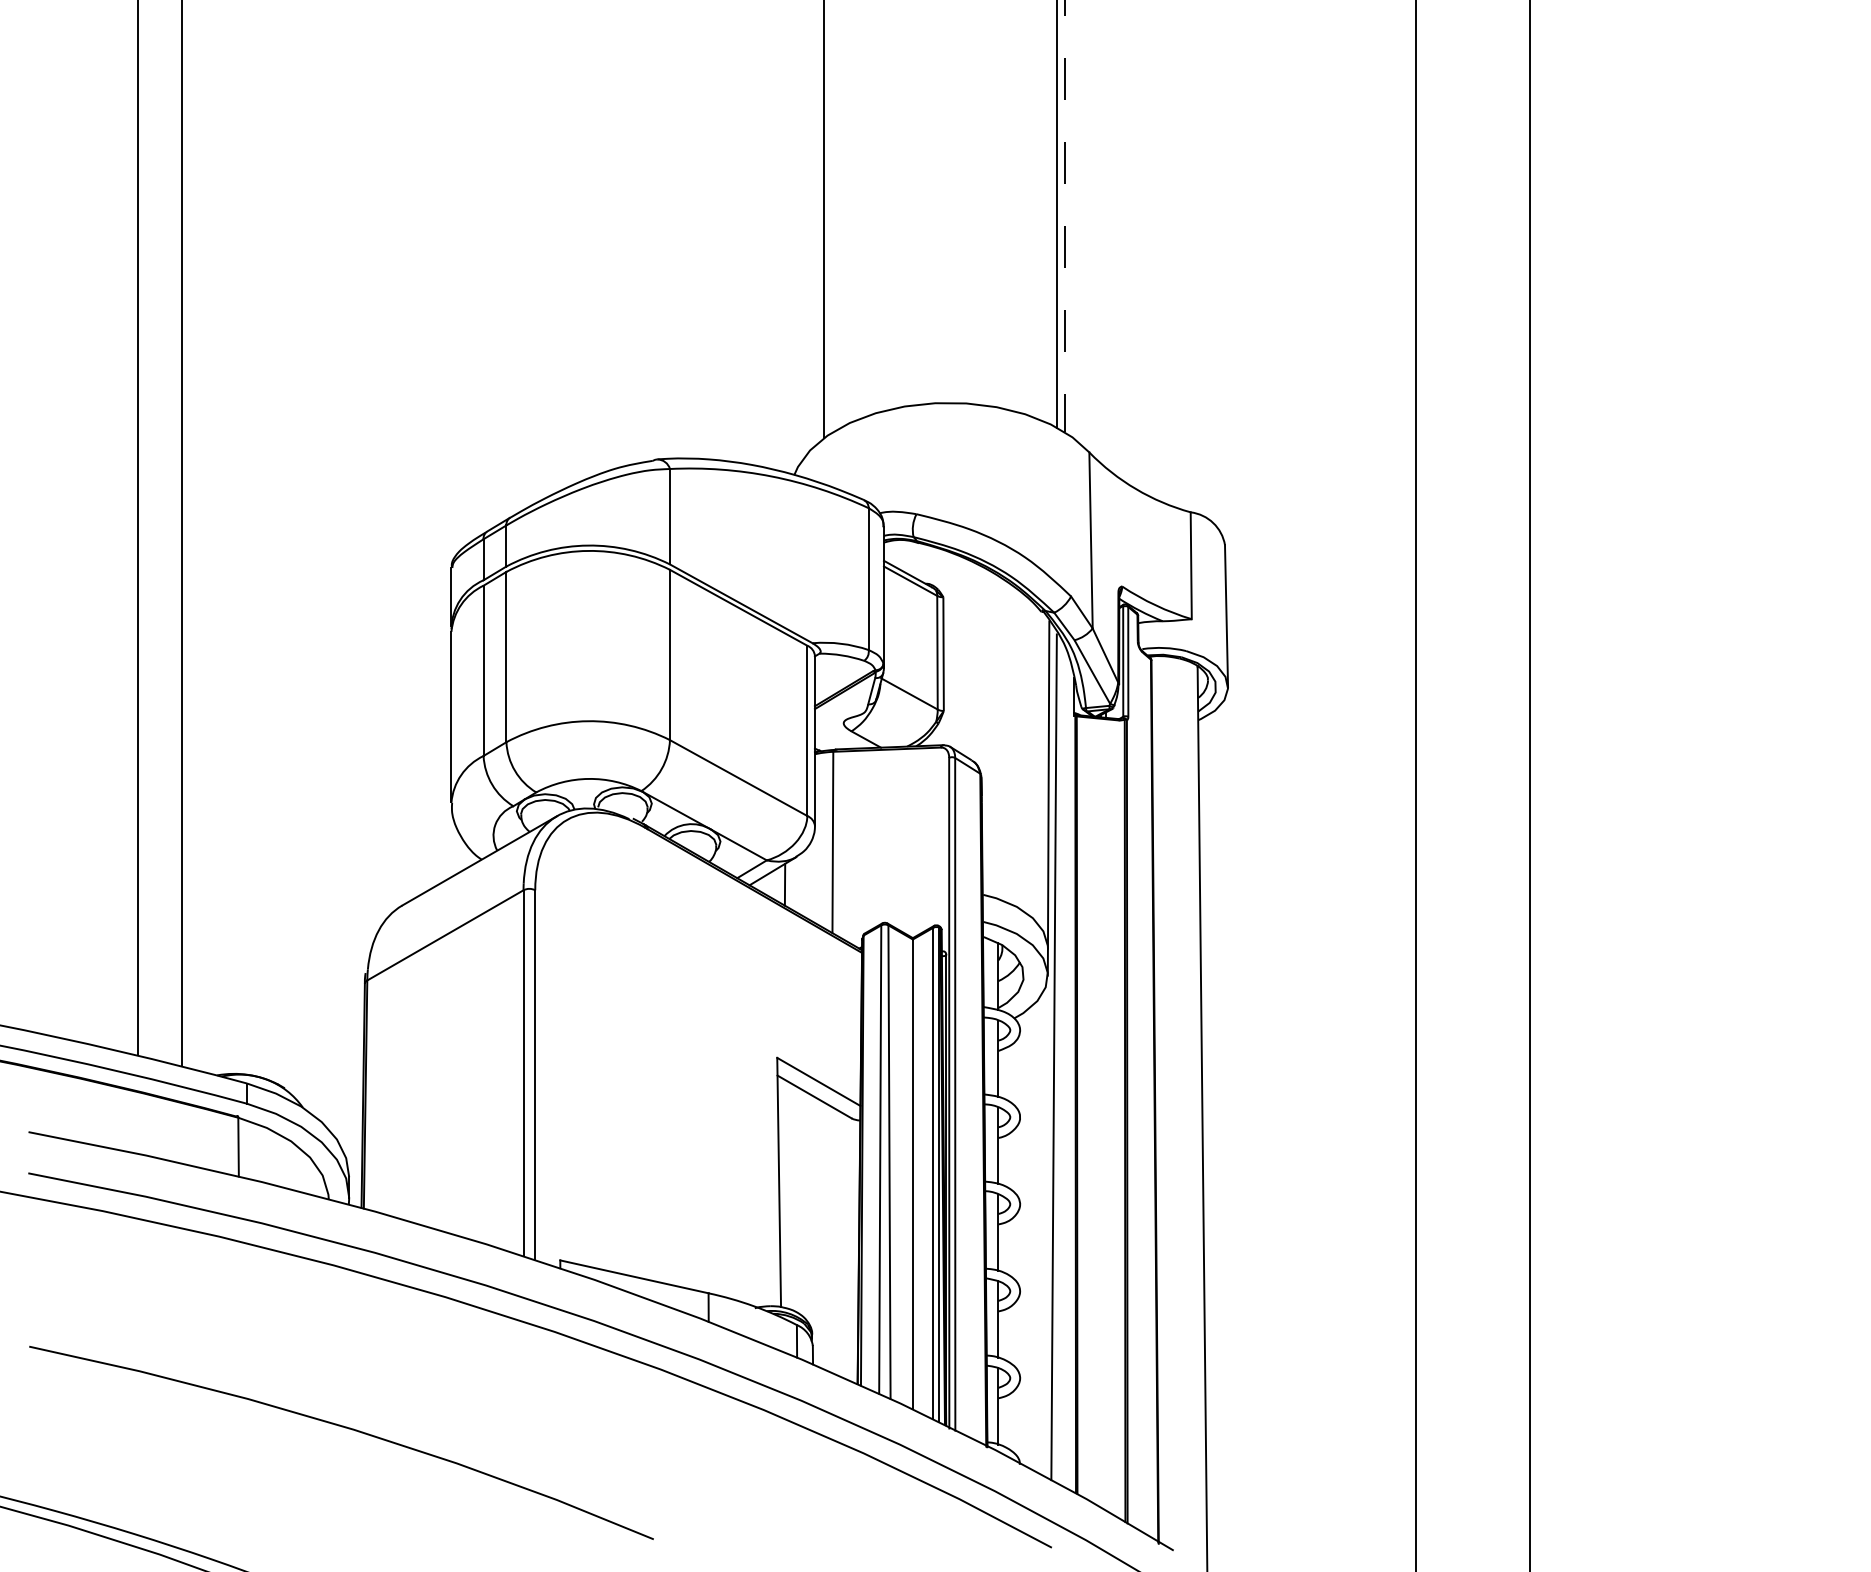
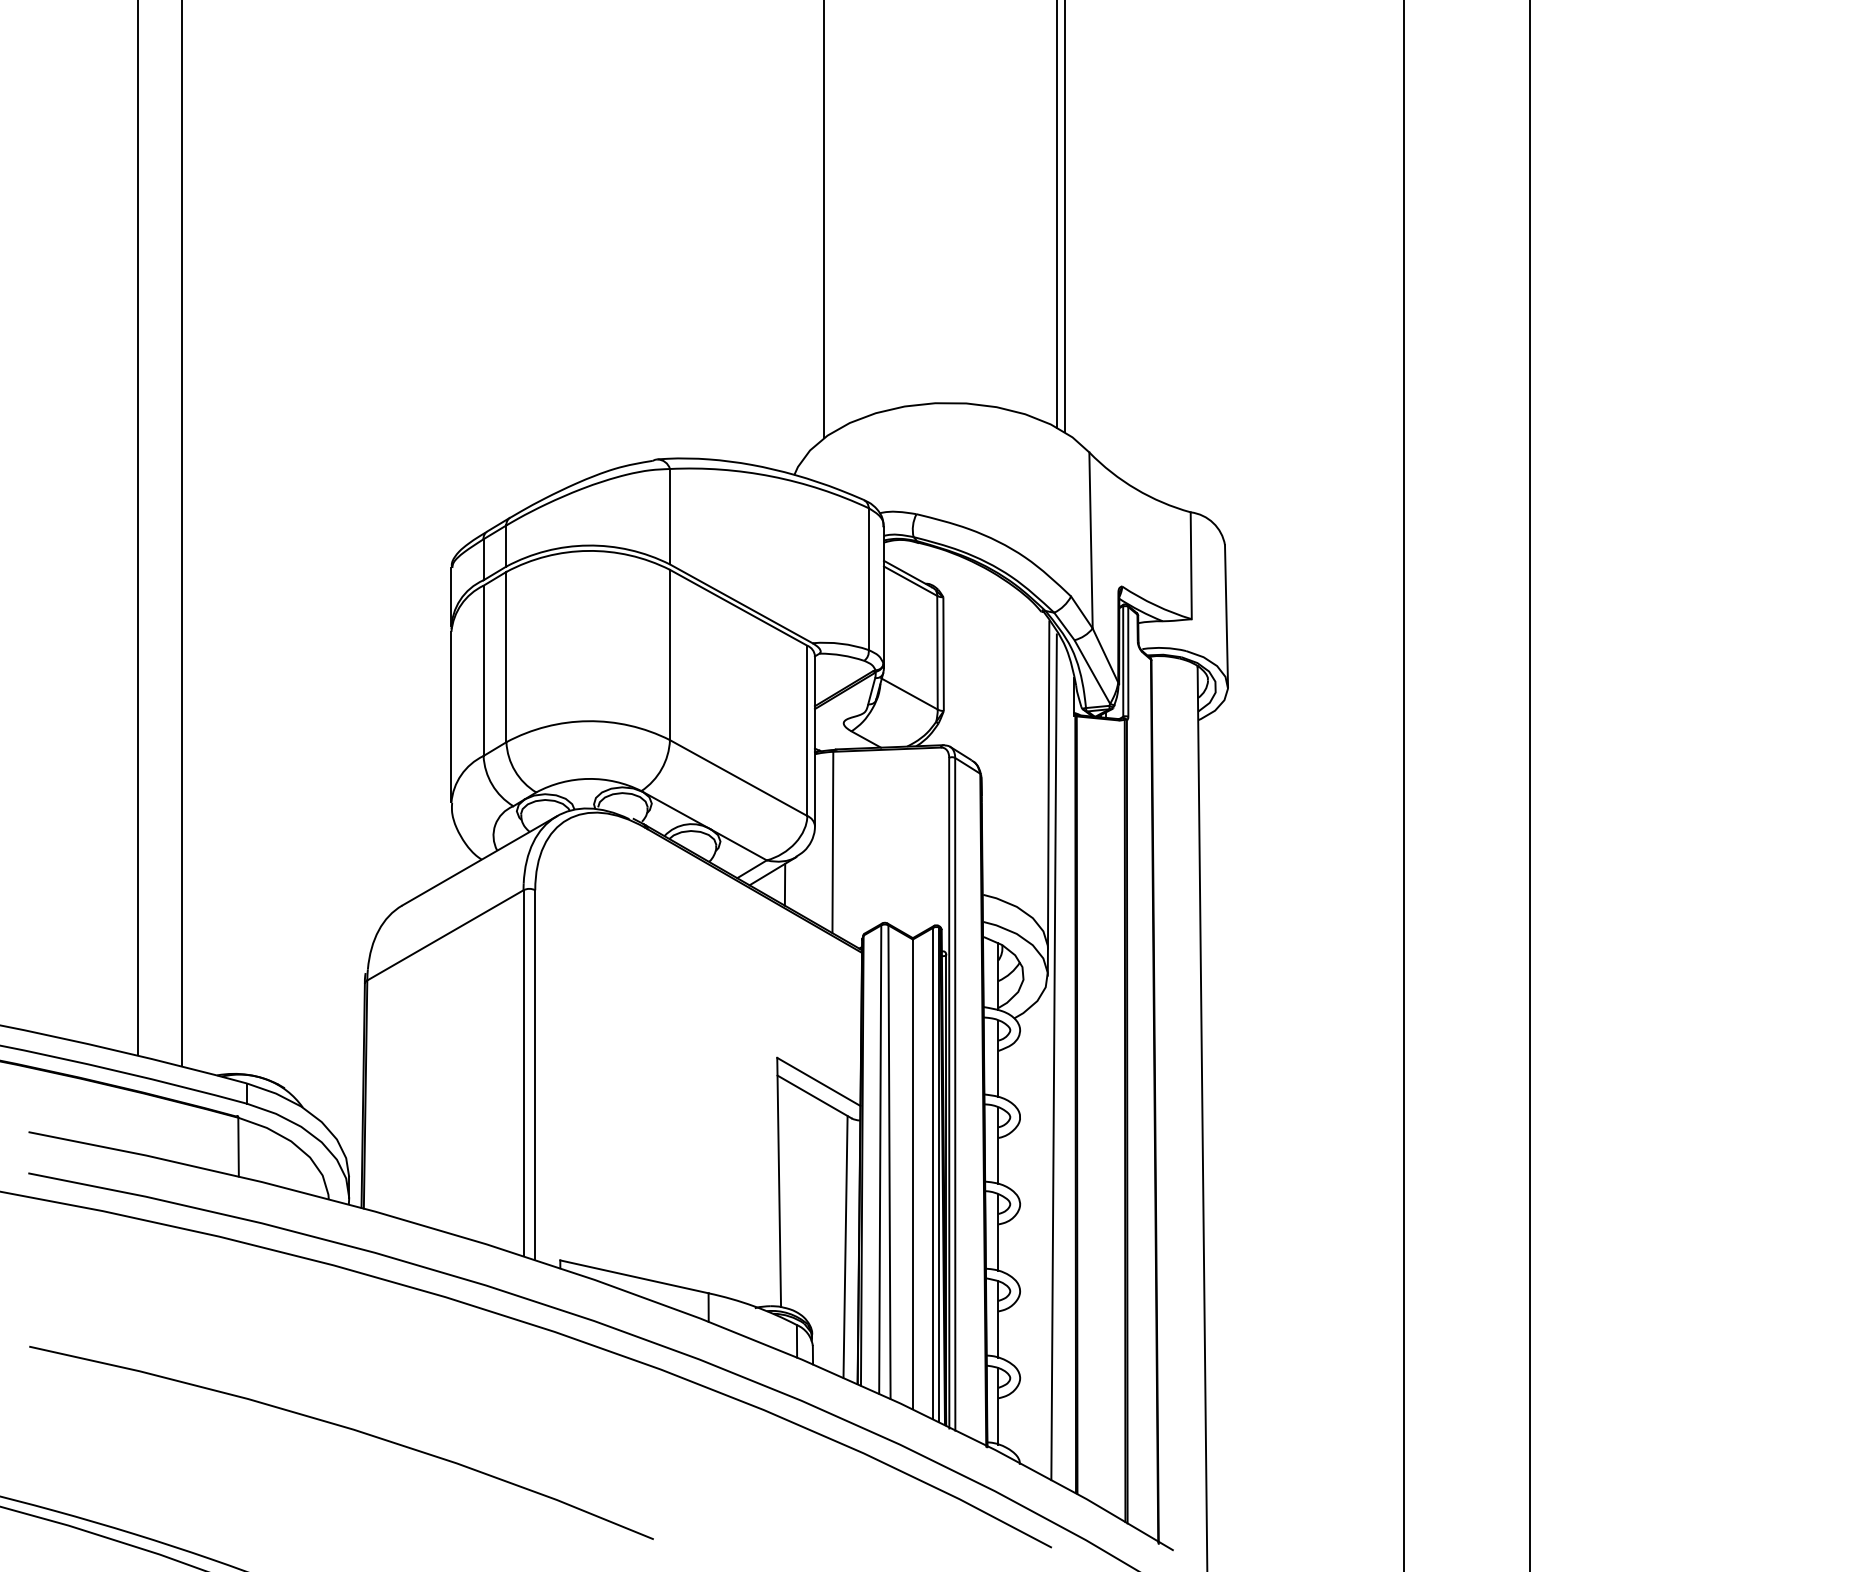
line: dashed -> solid (1064, 216)
line position: (1415, 785) -> (1403, 785) (1403, 785)
line: none -> present (845, 1246)
